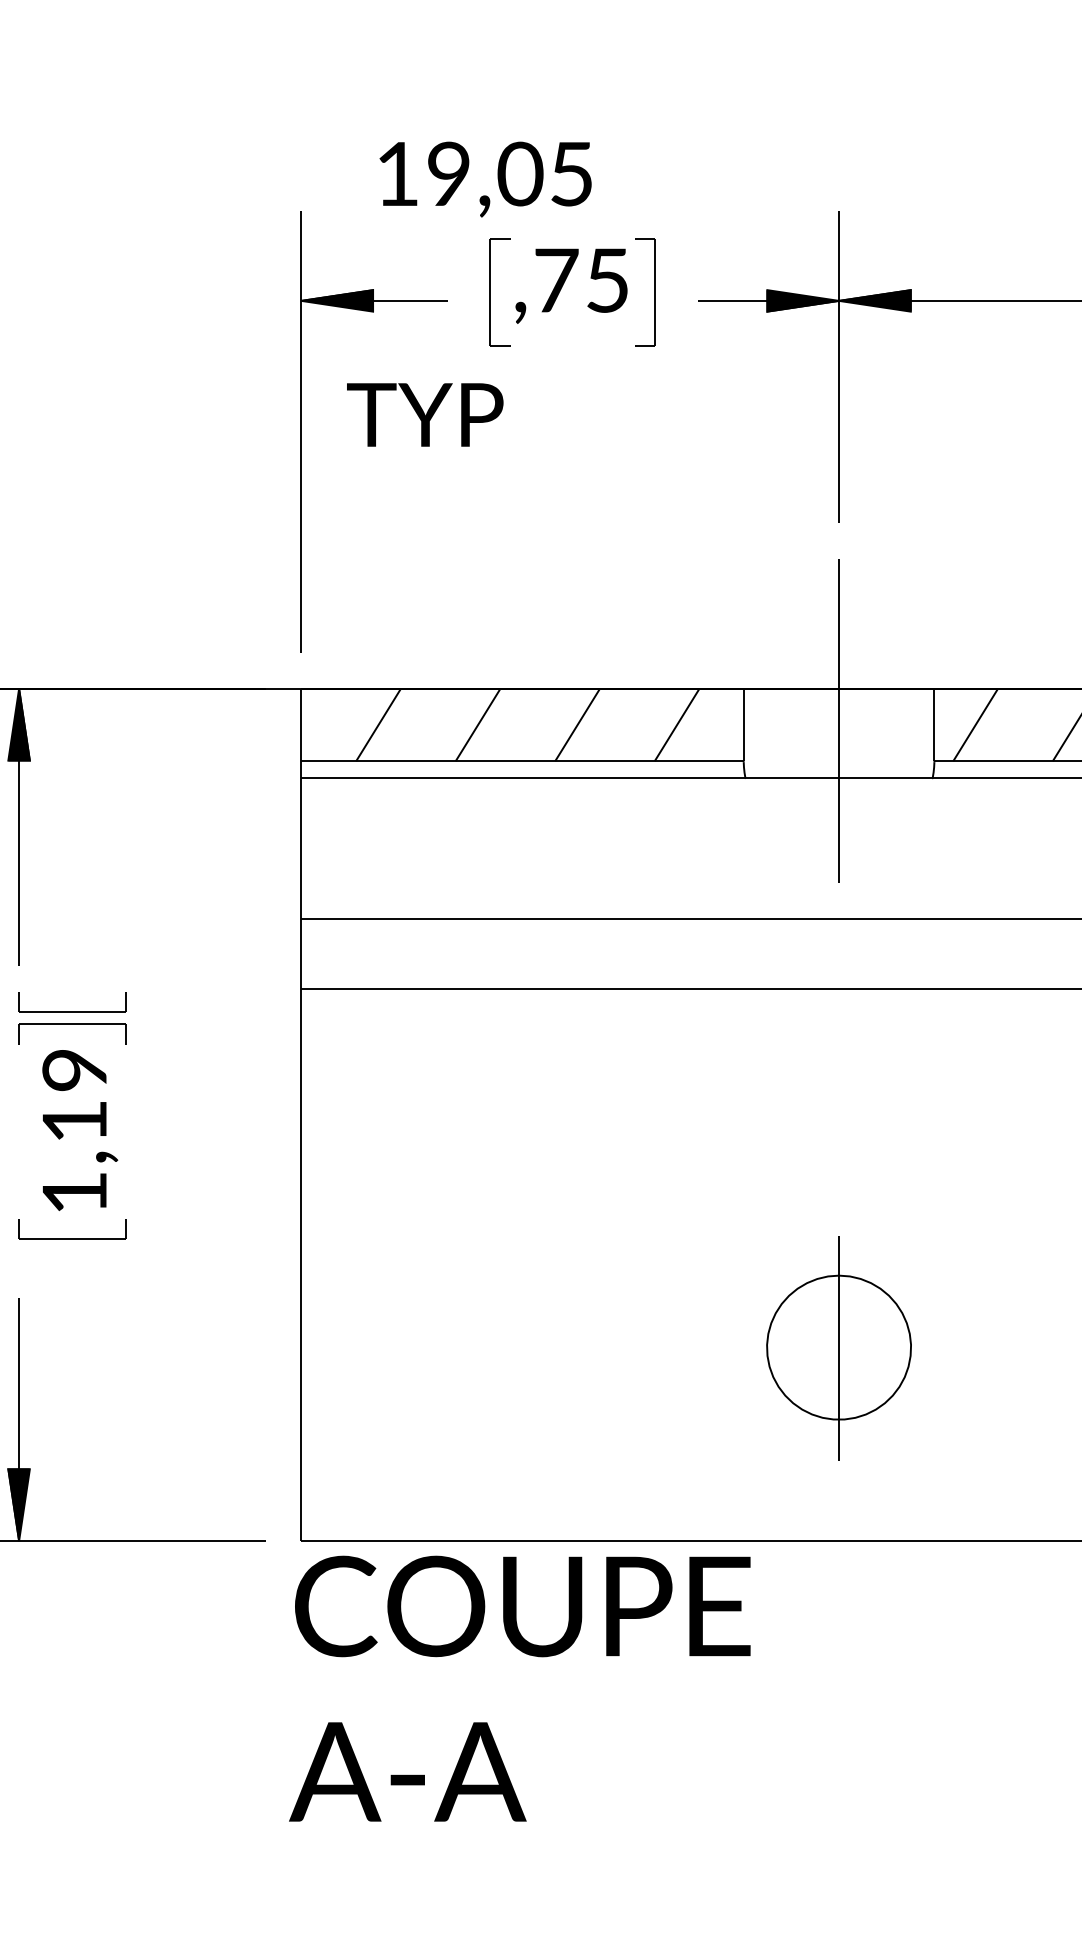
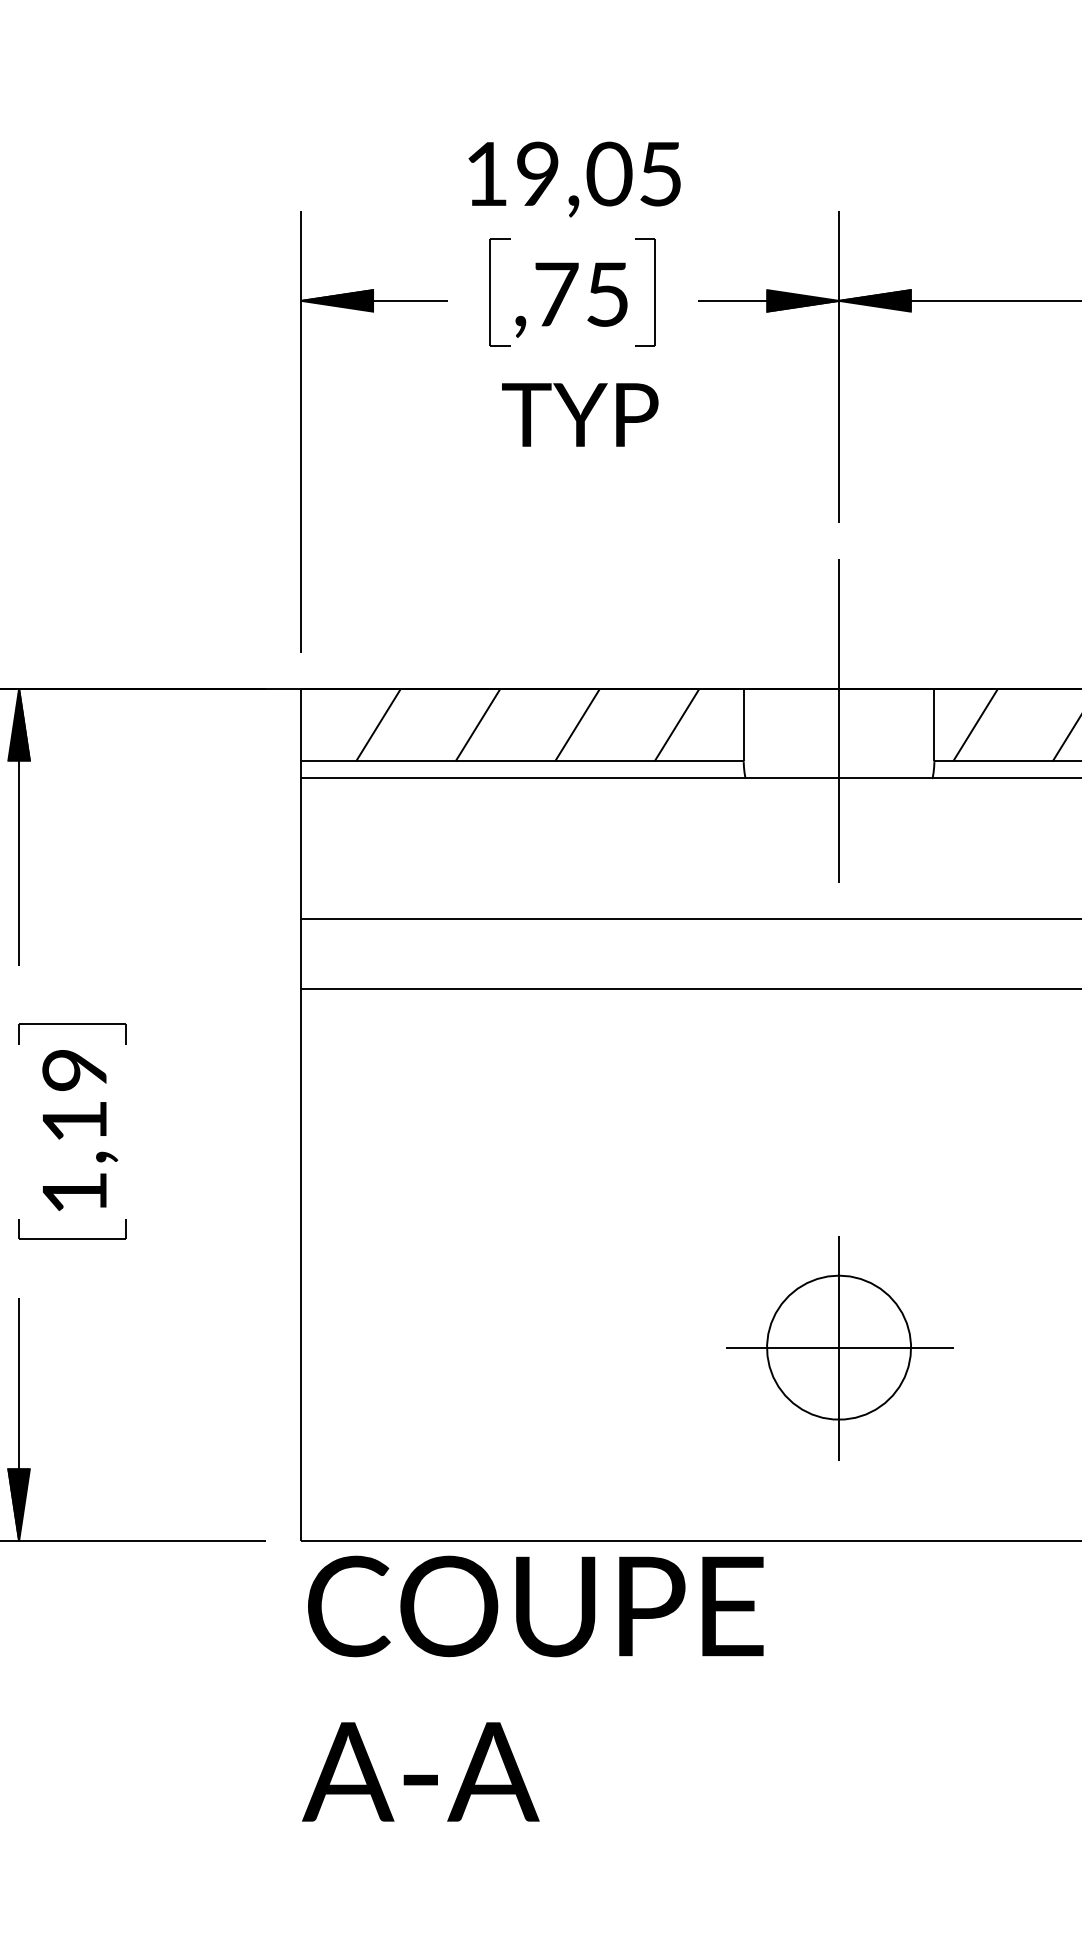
text position: (485, 179) -> (574, 179) (574, 179)
text position: (571, 285) -> (571, 299) (571, 299)
text position: (425, 414) -> (580, 414) (580, 414)
part: present -> none (72, 1011)
line: none -> present (840, 1347)
text position: (519, 1688) -> (532, 1688) (532, 1688)
